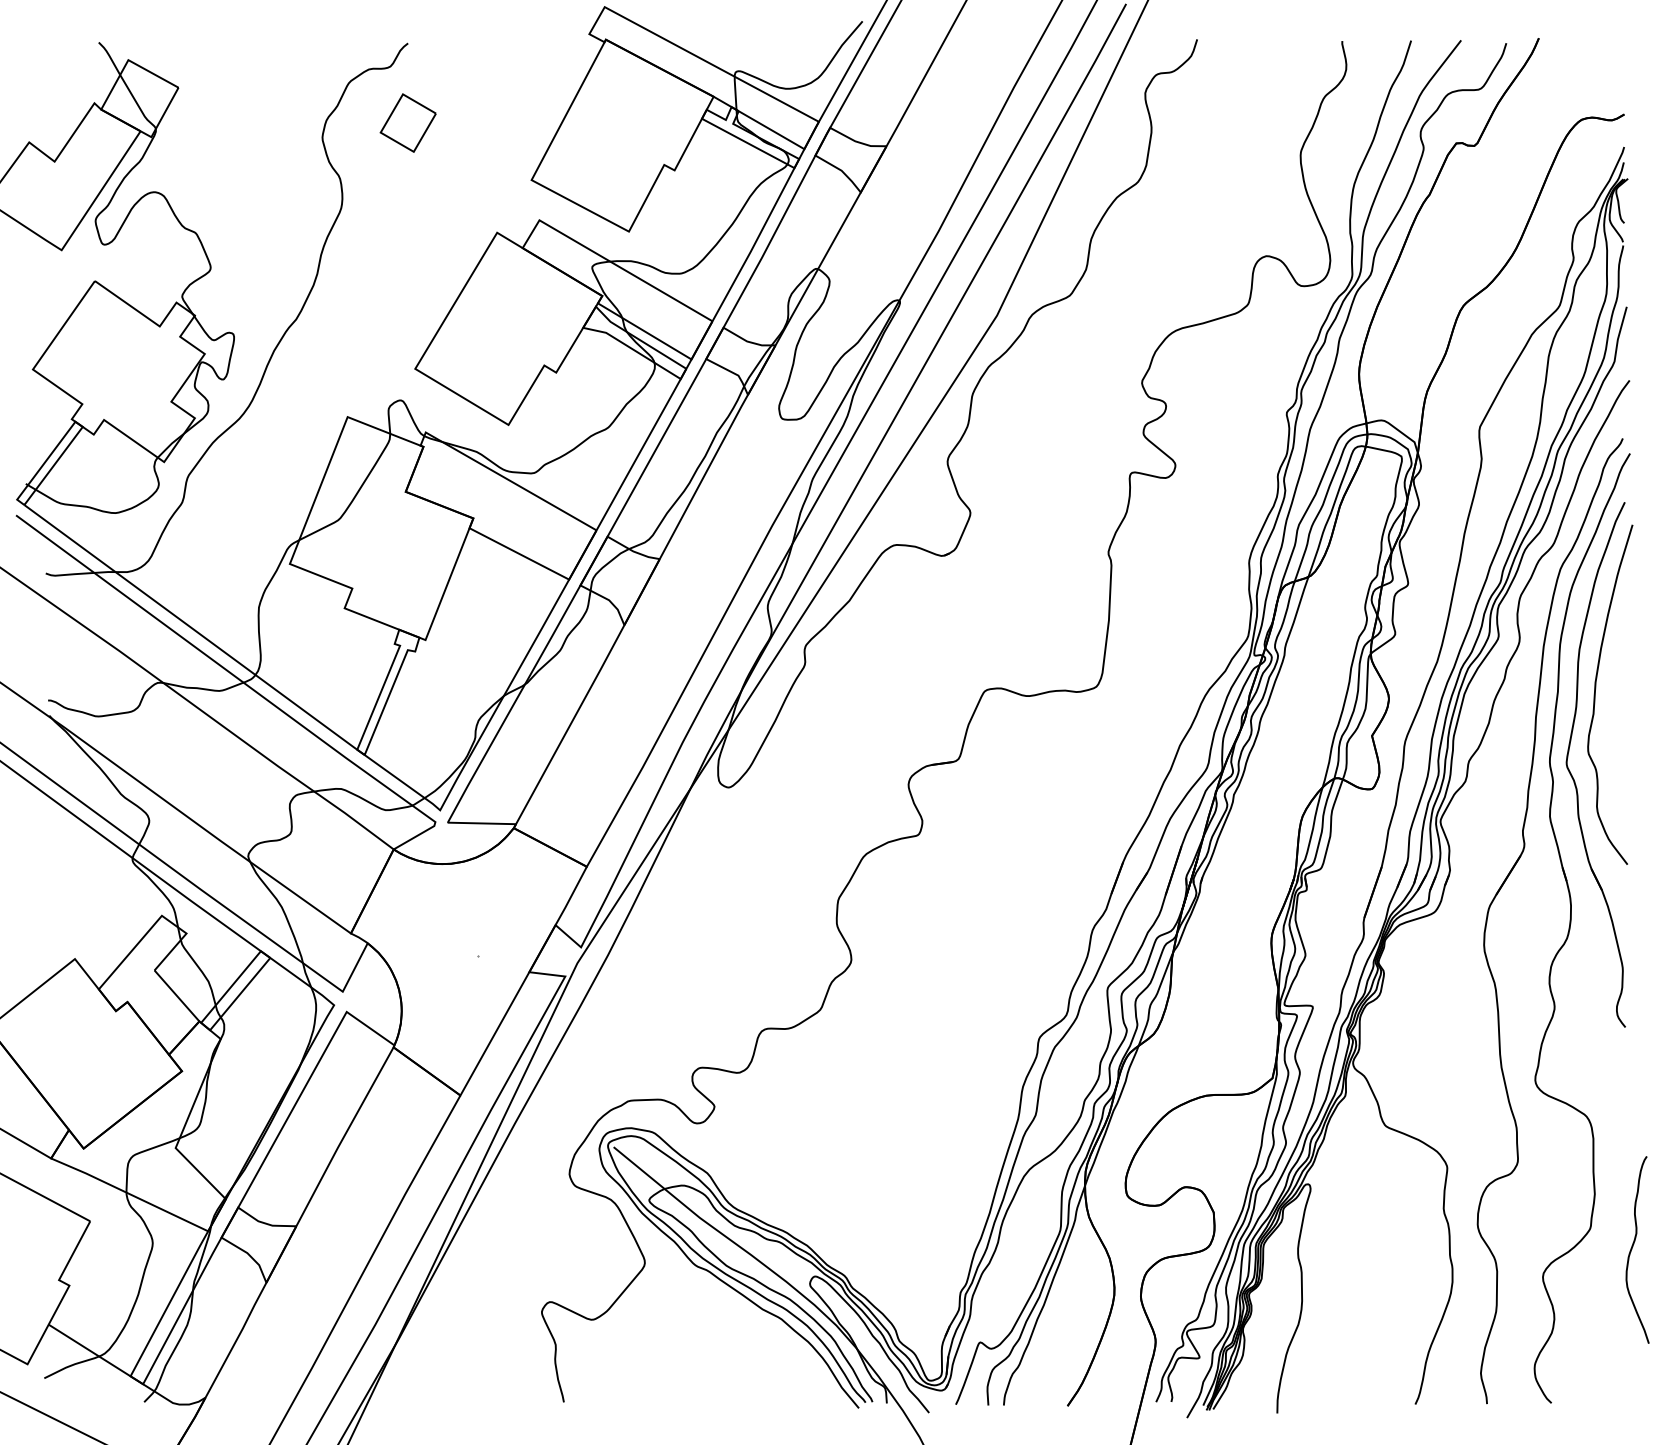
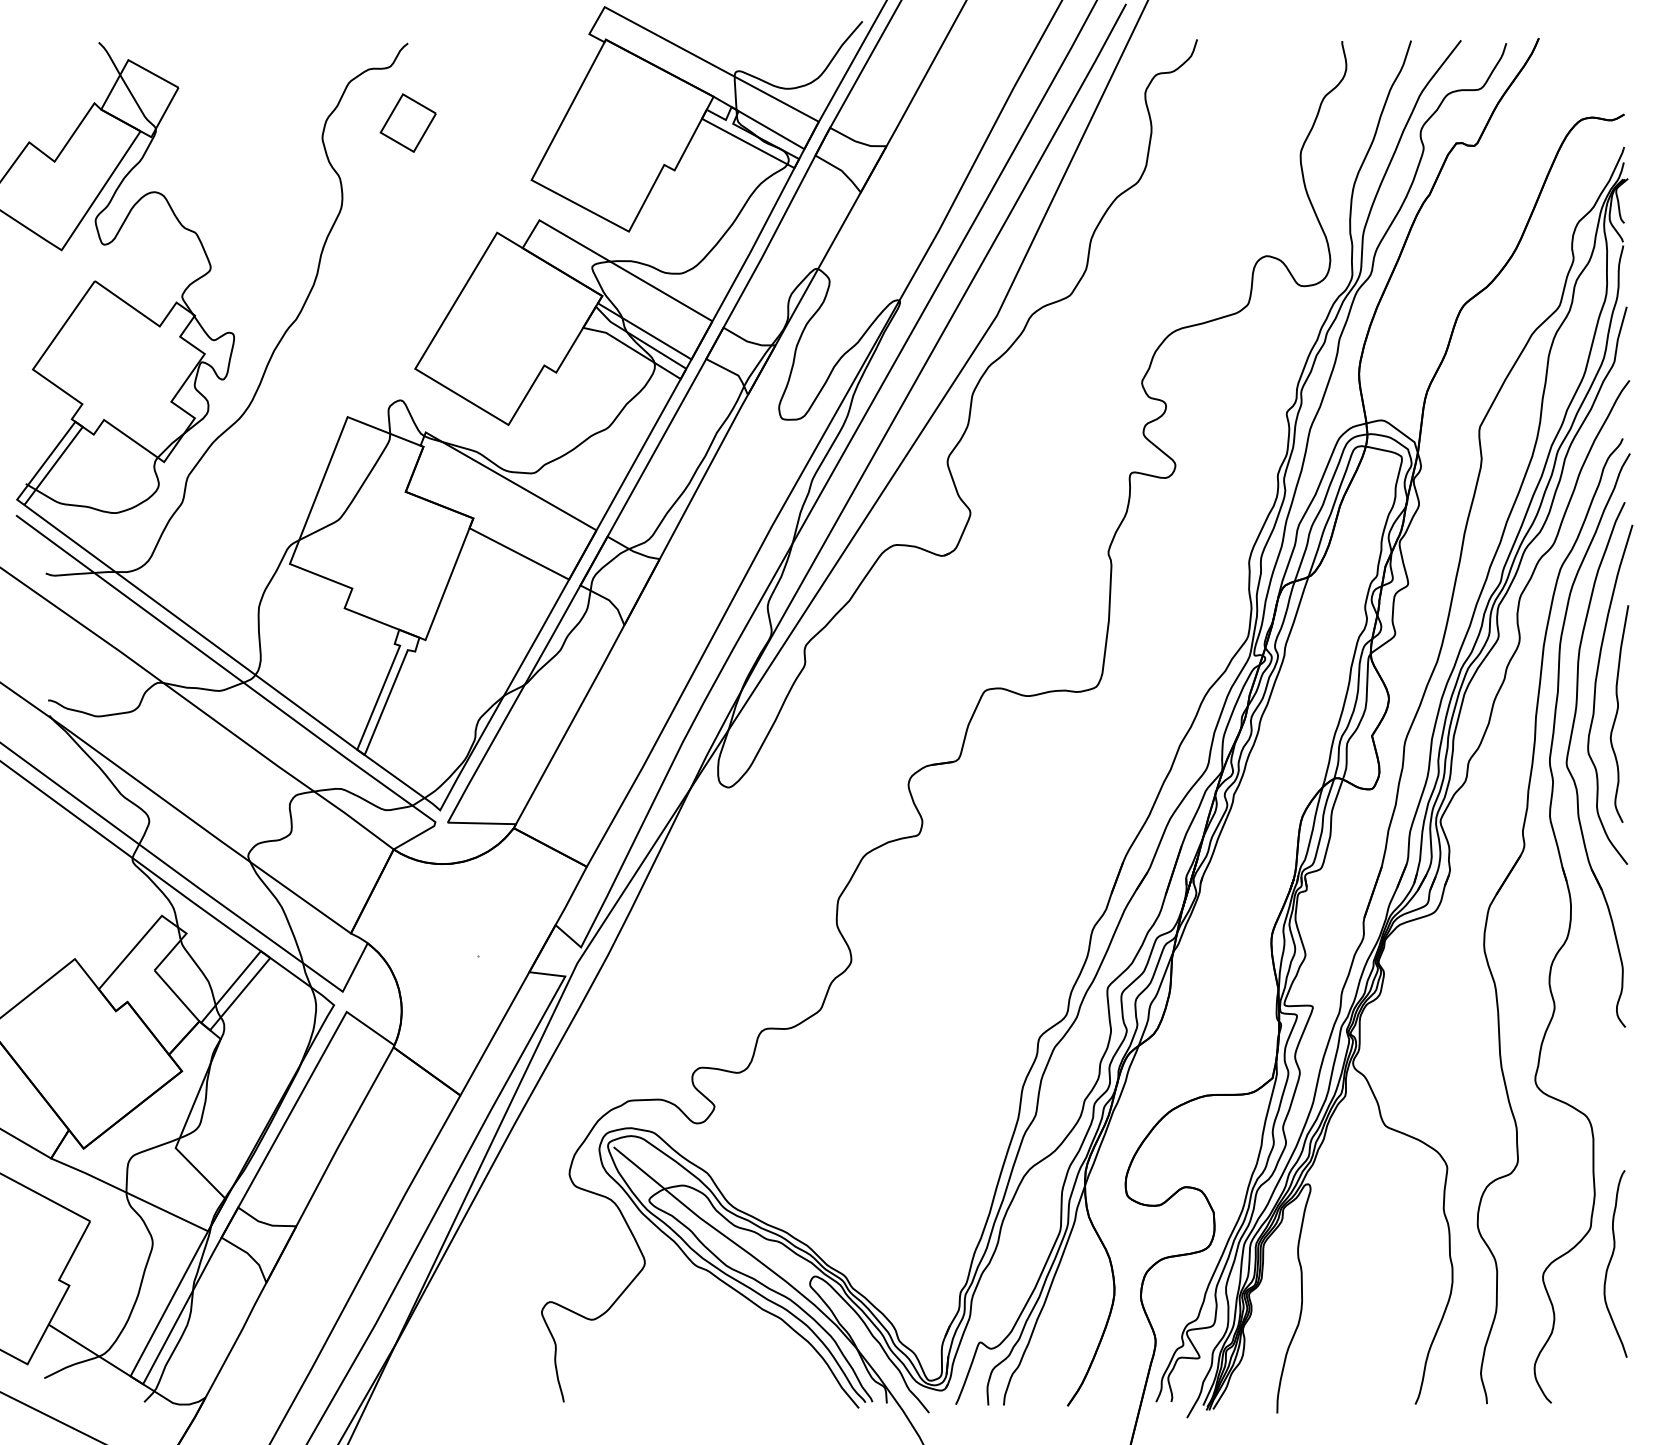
curve: none -> present (1617, 713)
curve position: (1633, 1246) -> (1611, 1260) (1611, 1260)
